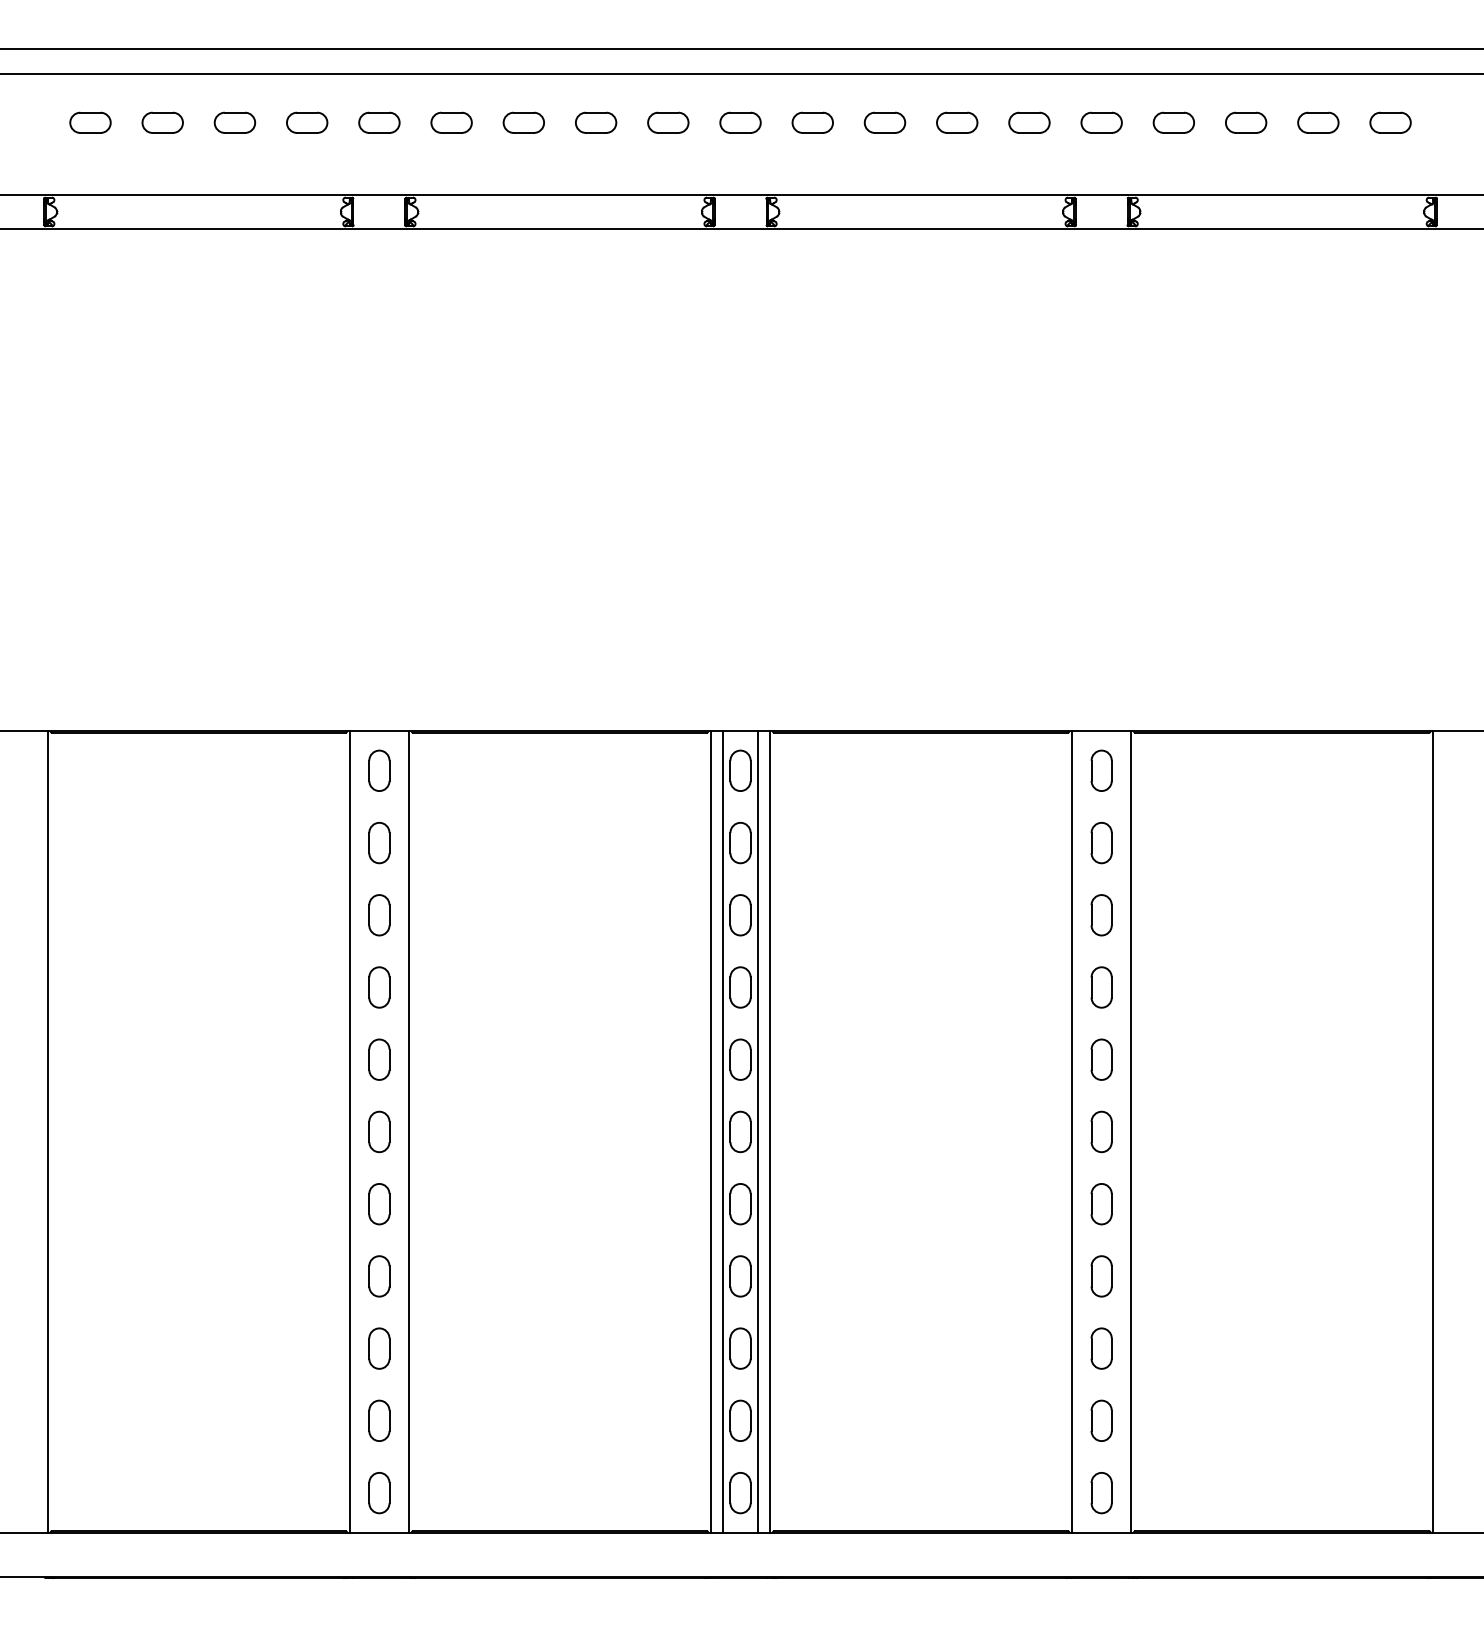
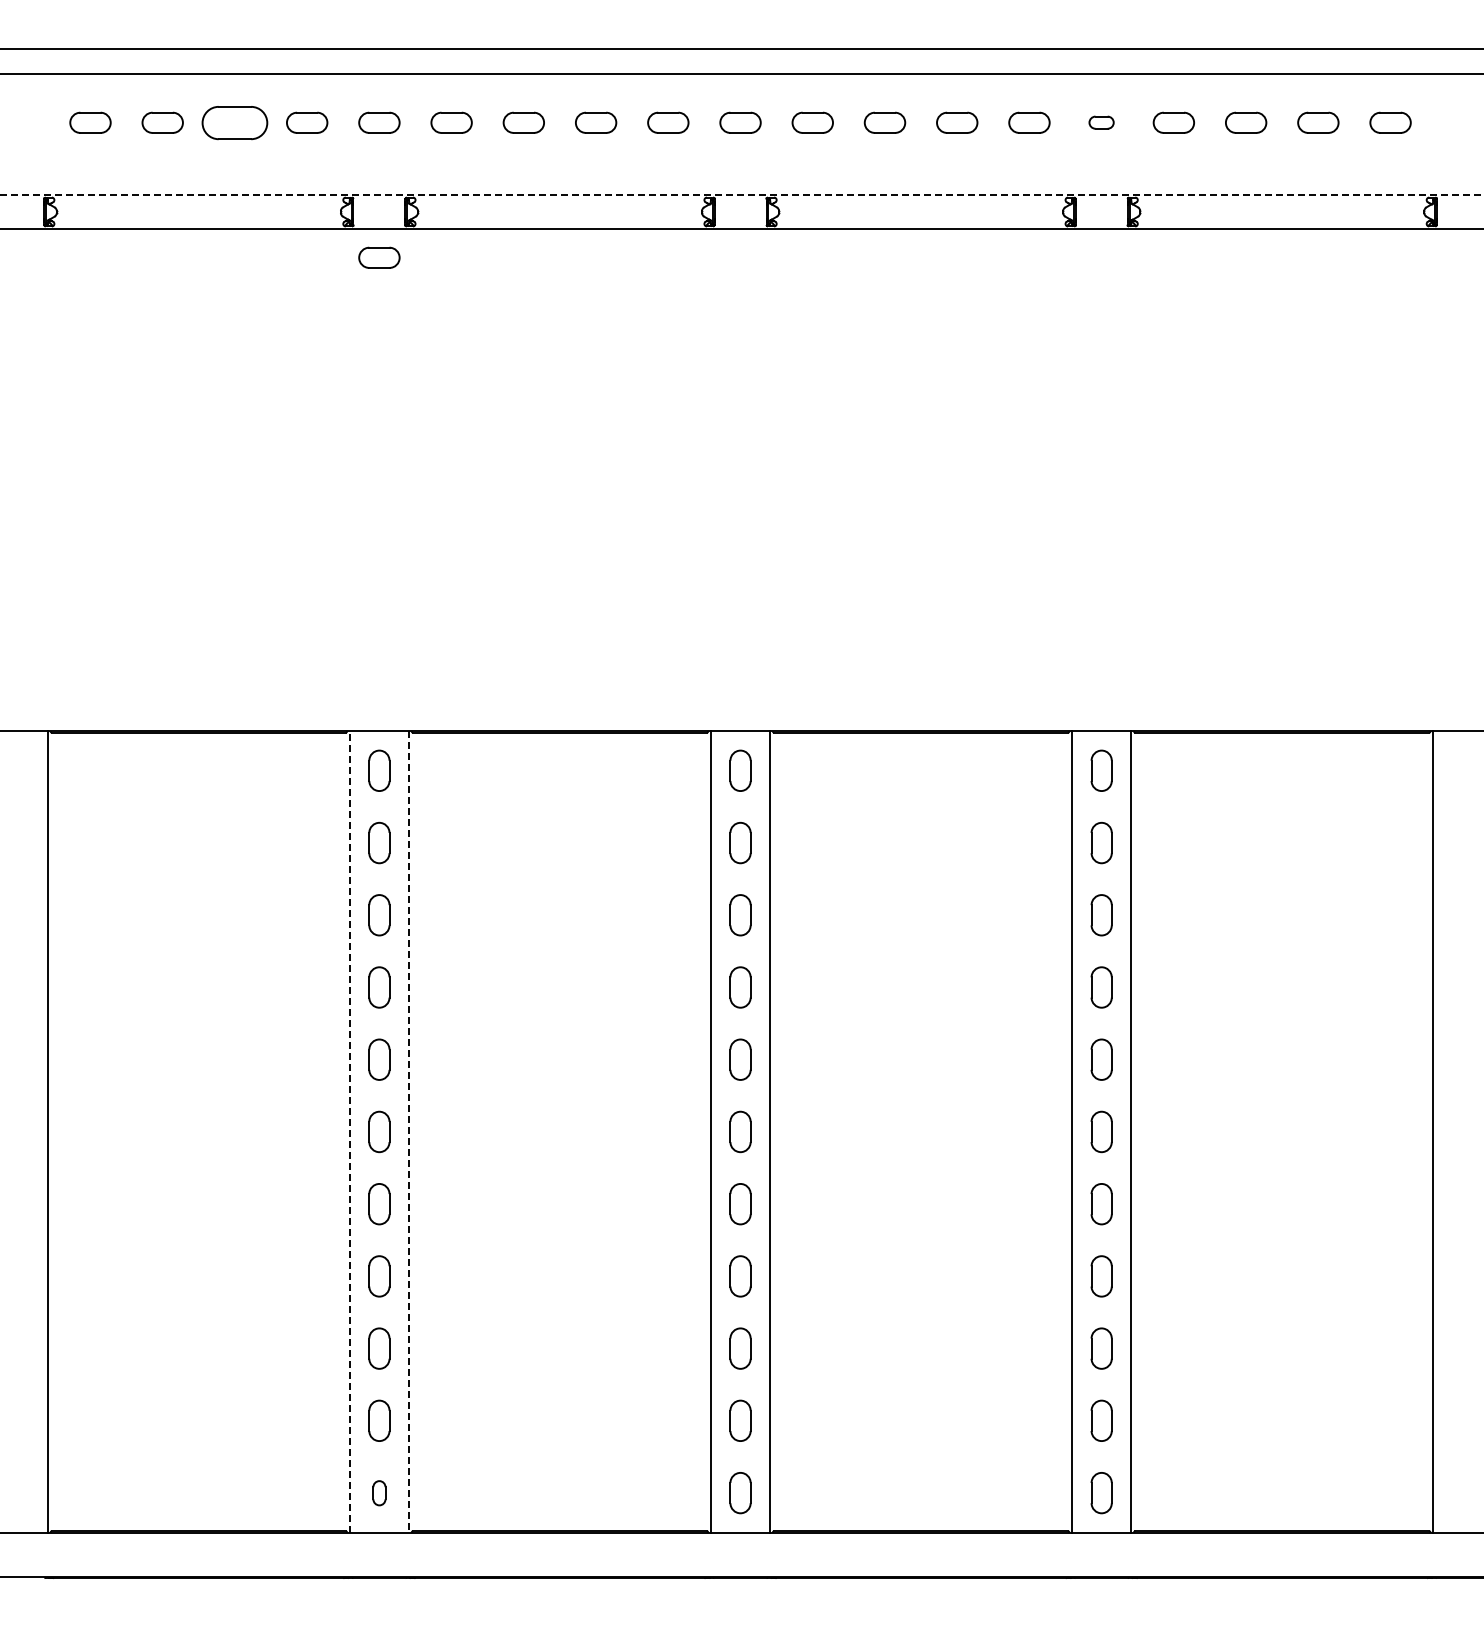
part size: 44x23 px -> 68x35 px (234, 123)
part size: 43x23 px -> 27x15 px (1101, 122)
line: solid -> dashed (741, 194)
part: none -> present (379, 257)
line: solid -> dashed (349, 1131)
line: solid -> dashed (409, 1131)
line: present -> none (722, 1131)
line: present -> none (758, 1131)
part size: 23x43 px -> 15x27 px (379, 1493)
